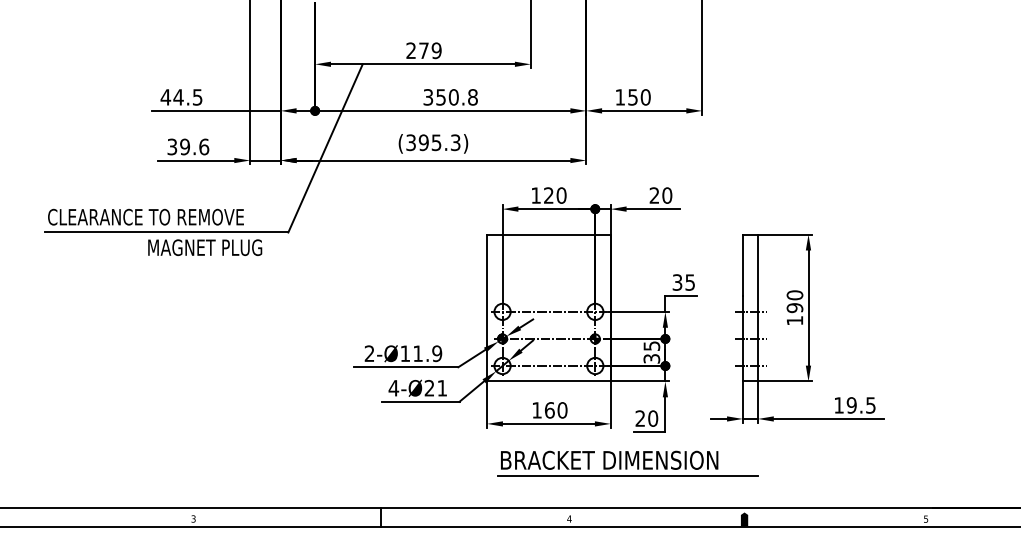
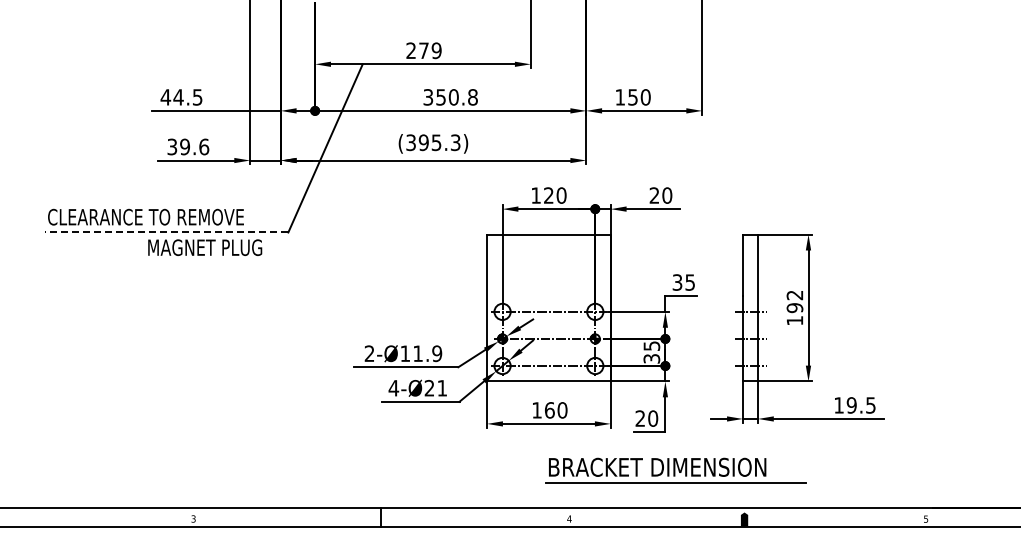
line: solid -> dashed (166, 232)
text: 190 -> 192 (794, 295)
part position: (627, 463) -> (675, 470) (675, 470)
